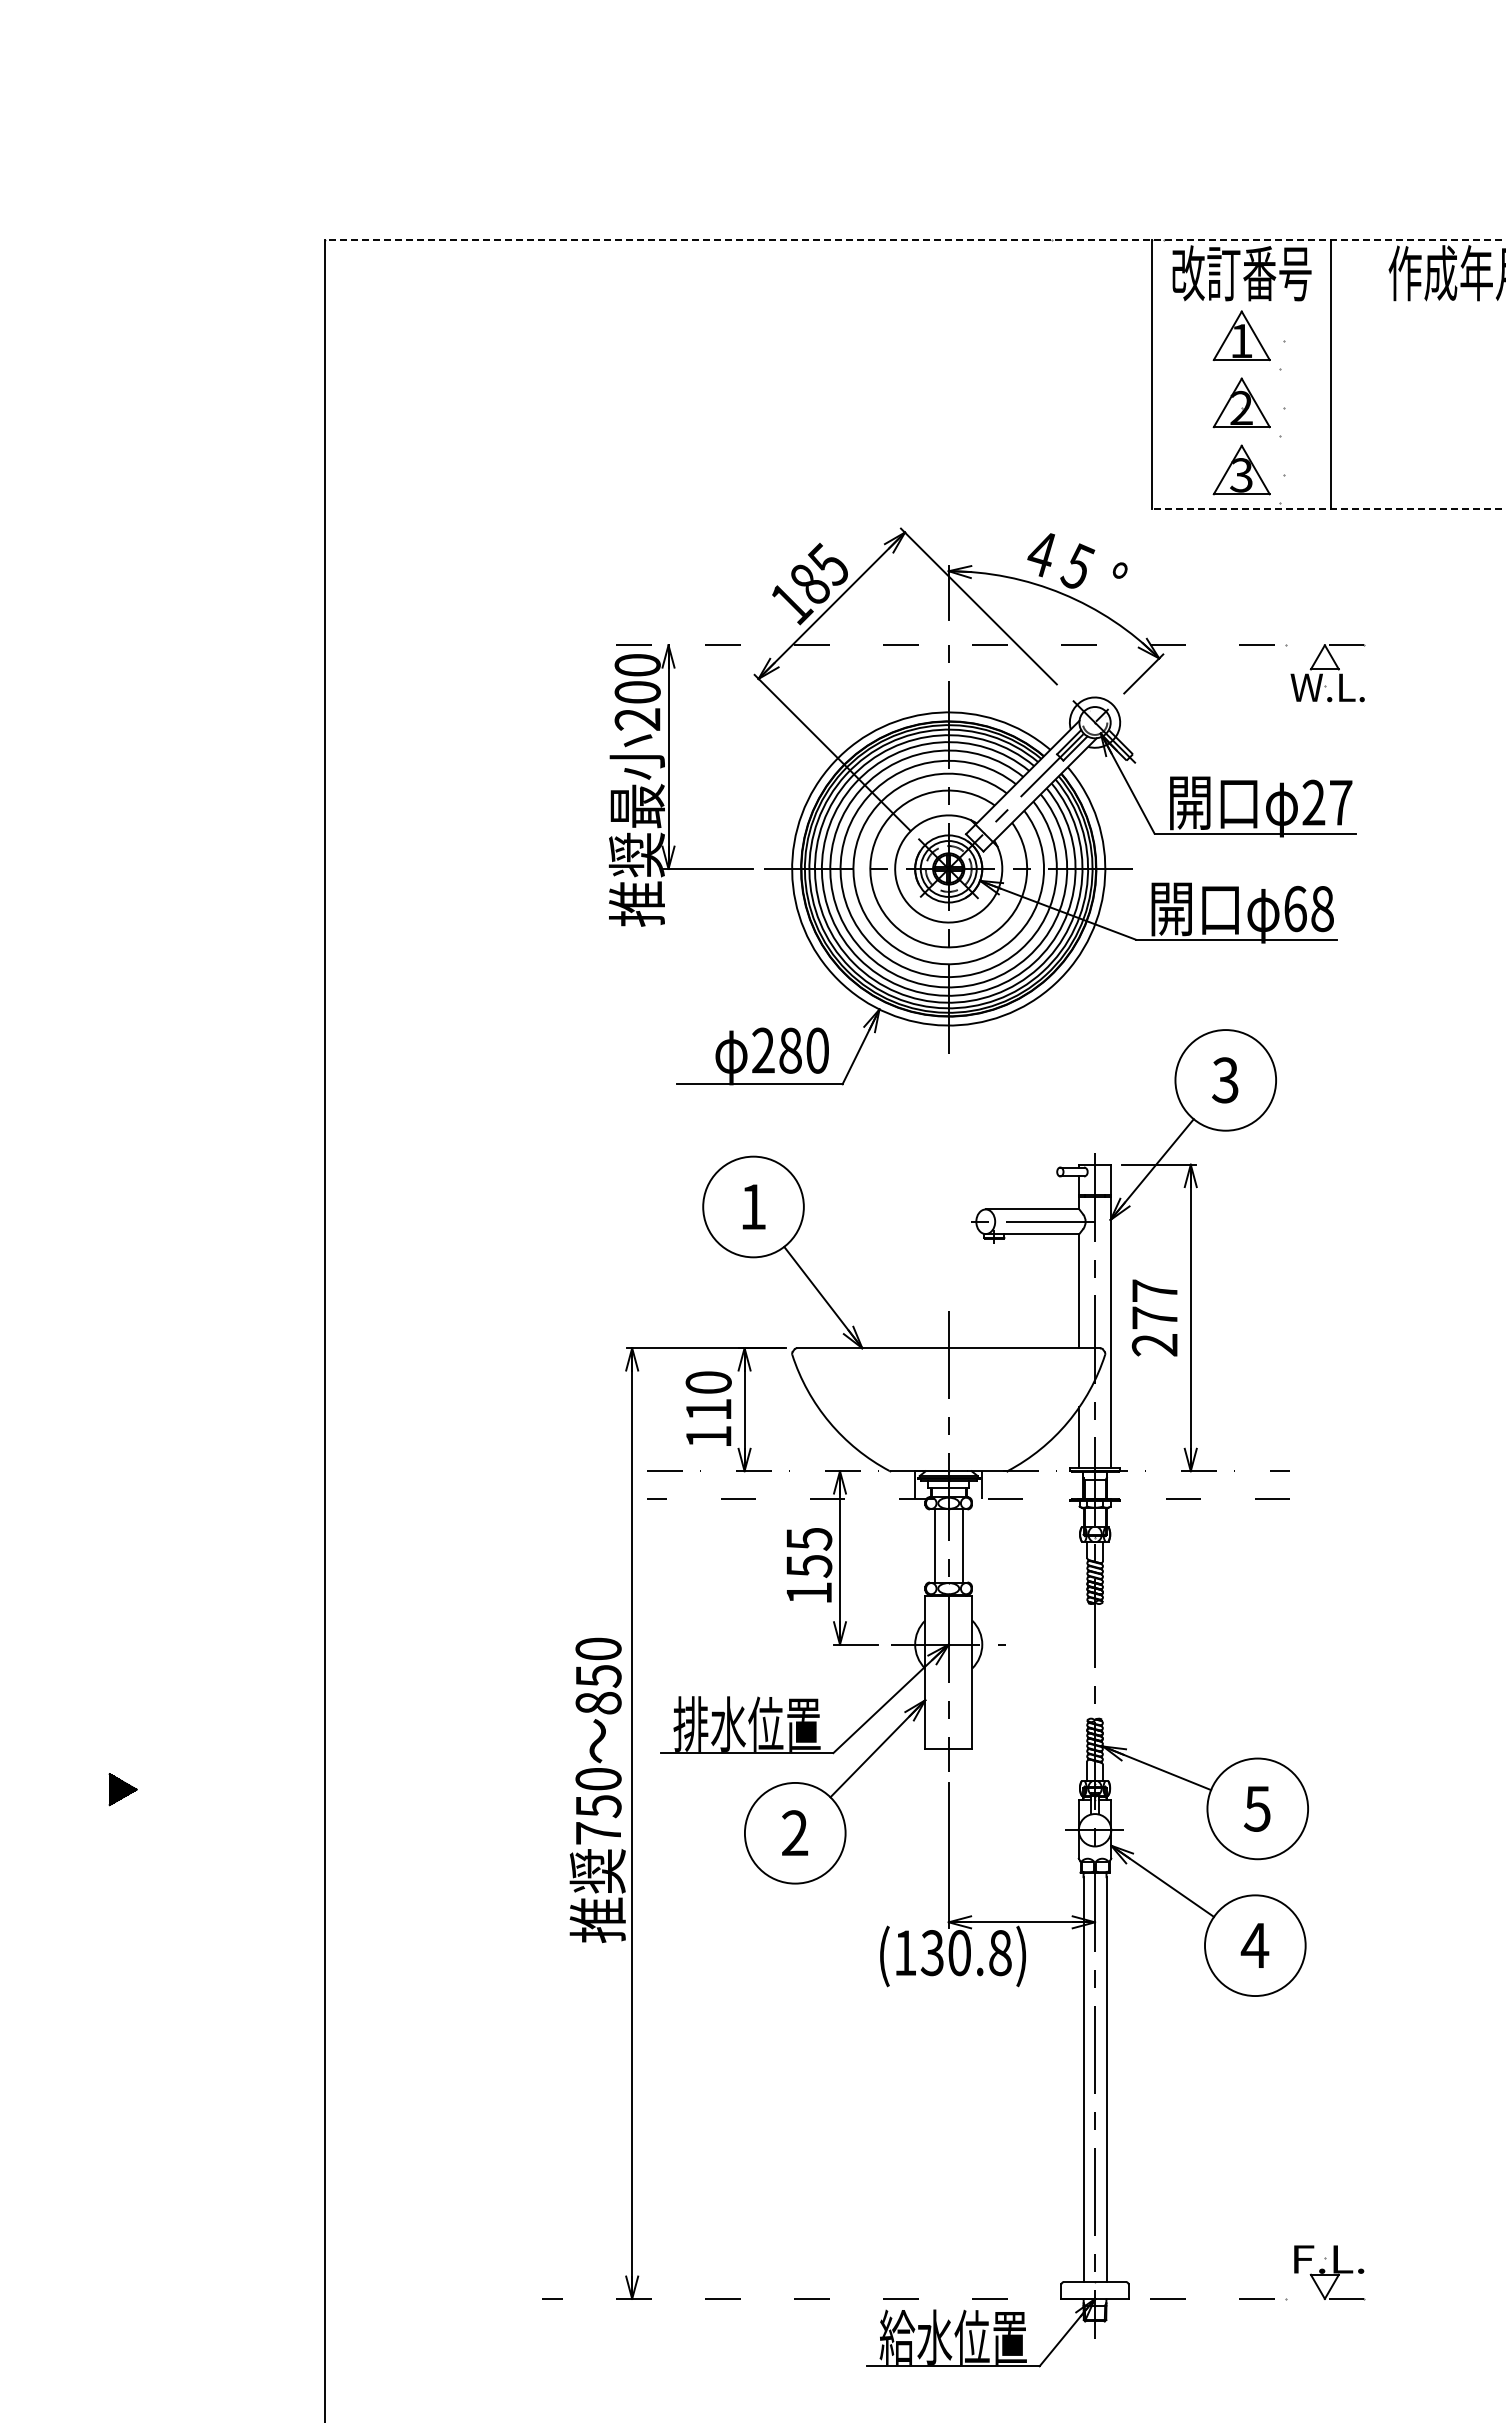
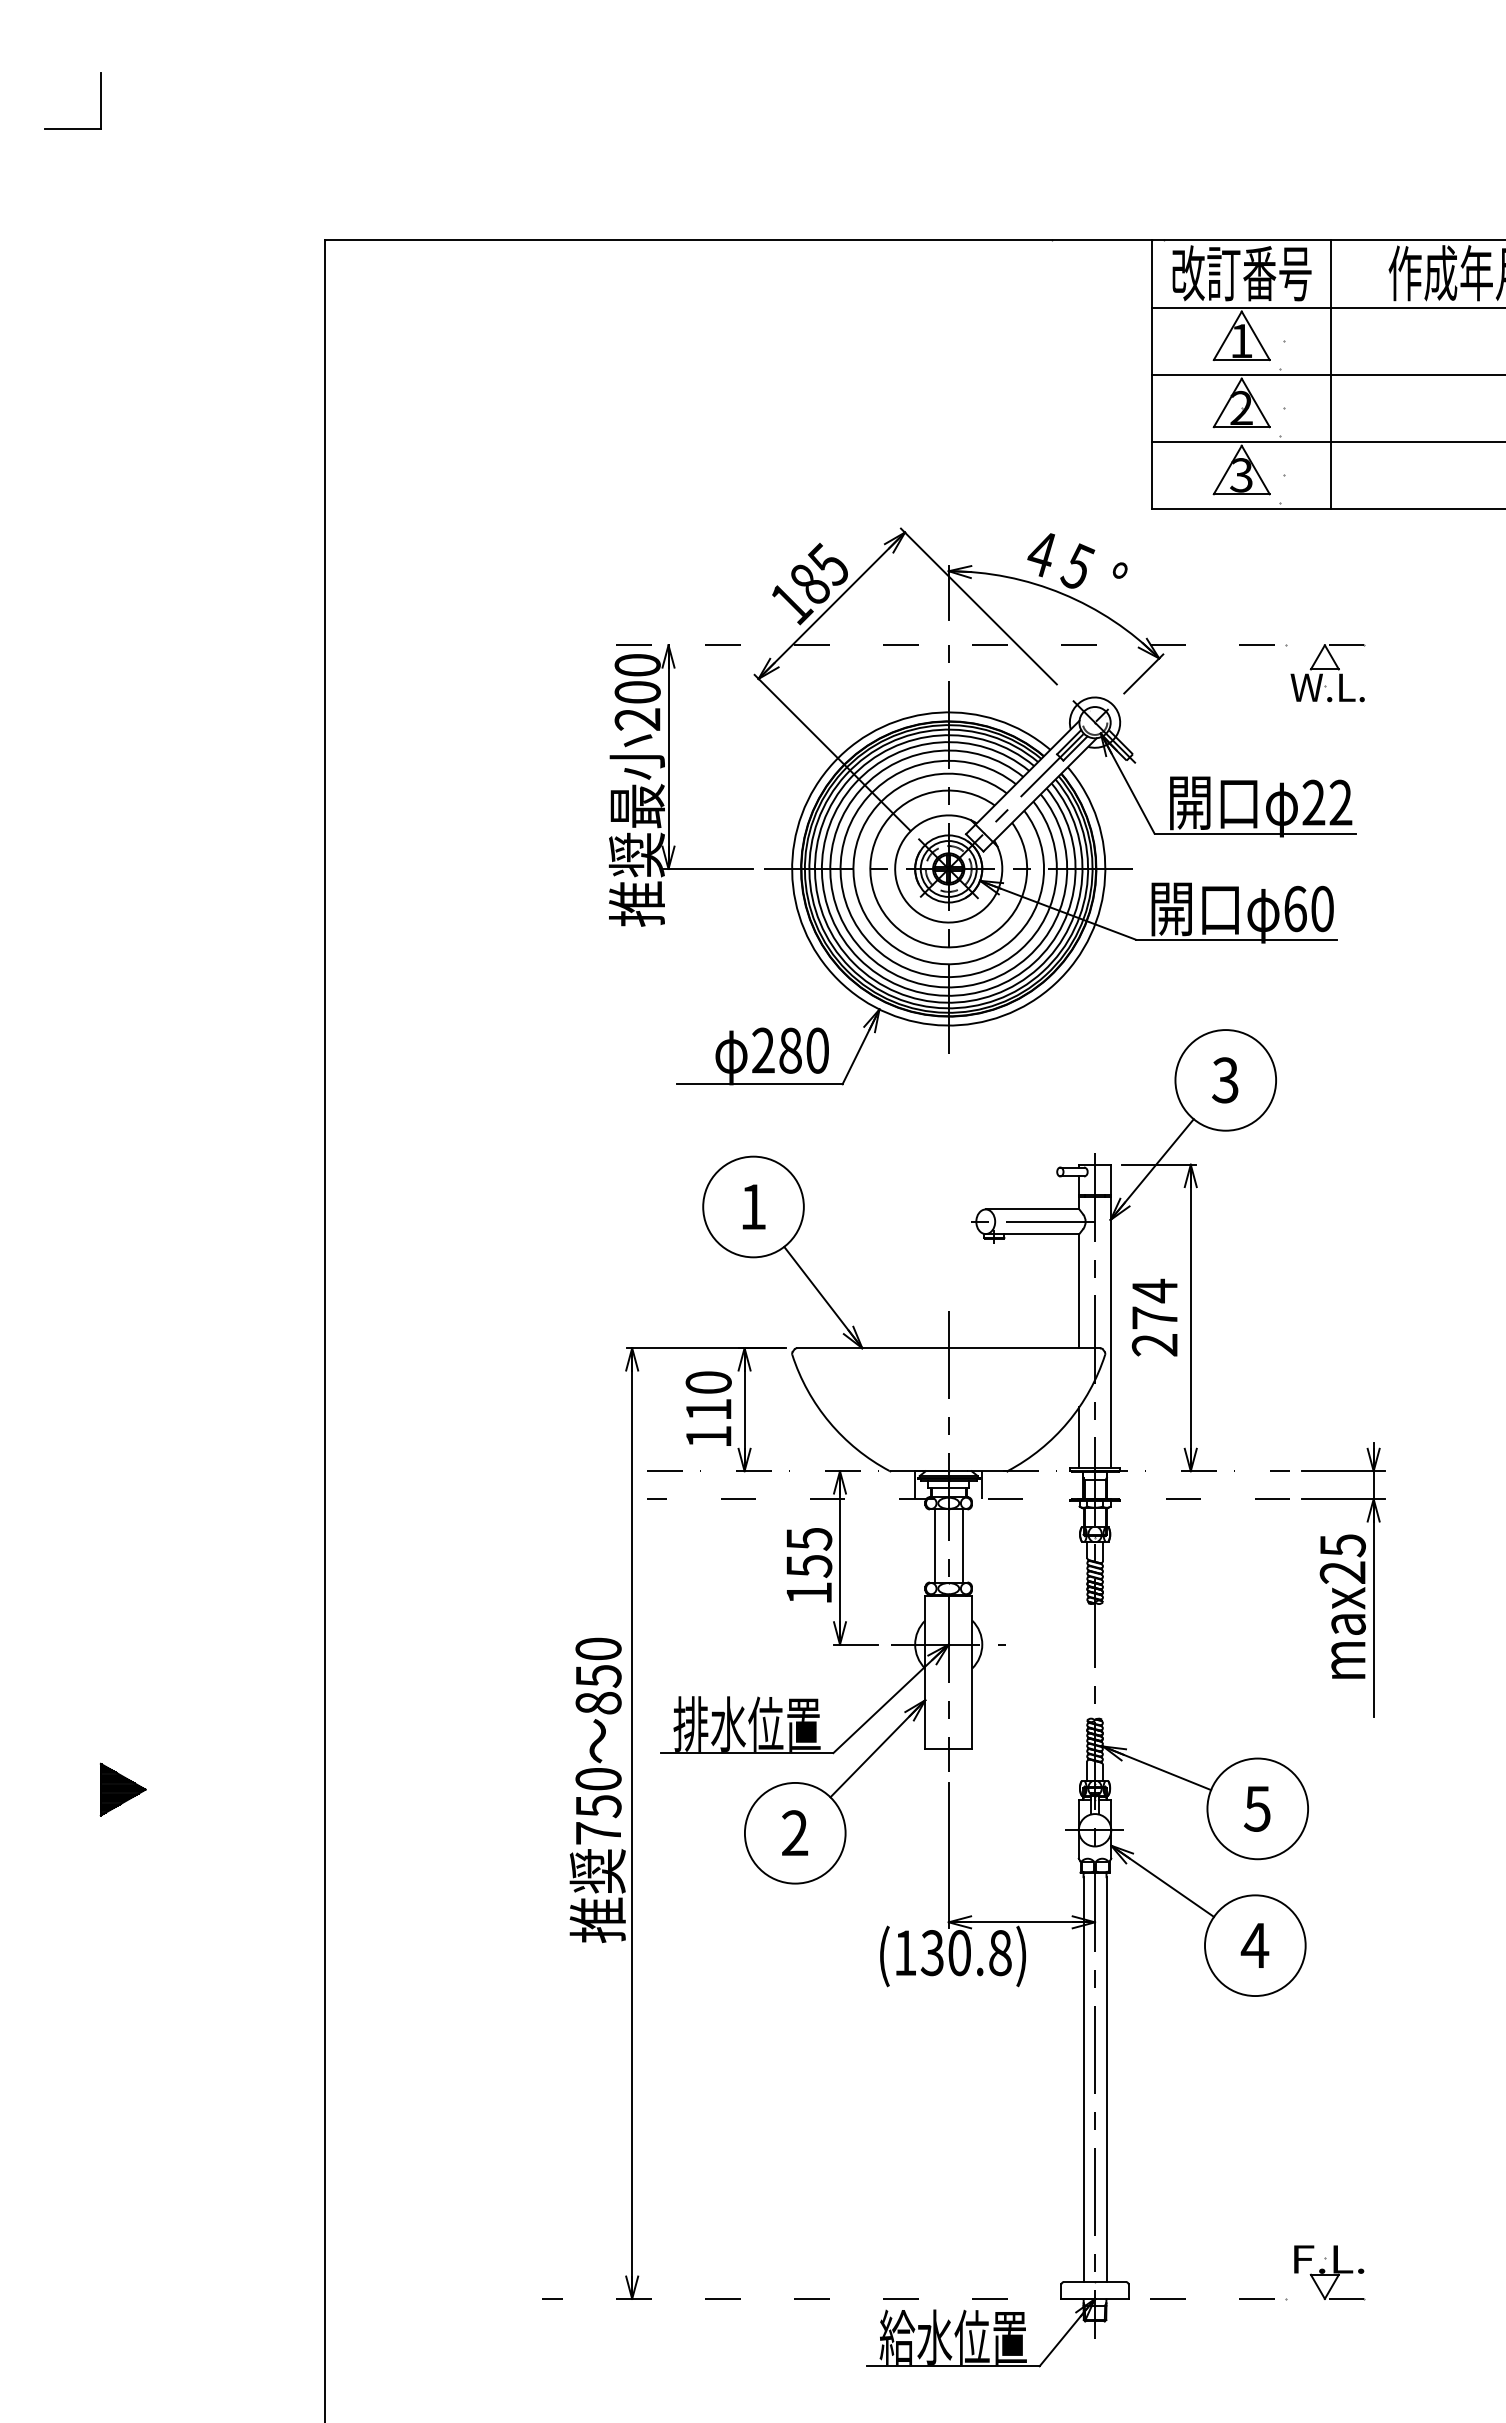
part: none -> present (100, 100)
line: dashed -> solid (914, 240)
line: none -> present (1327, 307)
line: none -> present (1327, 374)
line: none -> present (1327, 441)
line: dashed -> solid (1328, 508)
text: 27 -> 22 (1340, 802)
text: 68 -> 60 (1322, 908)
text: 277 -> 274 (1154, 1290)
part: none -> present (1348, 1573)
part size: 30x34 px -> 48x55 px (122, 1789)
